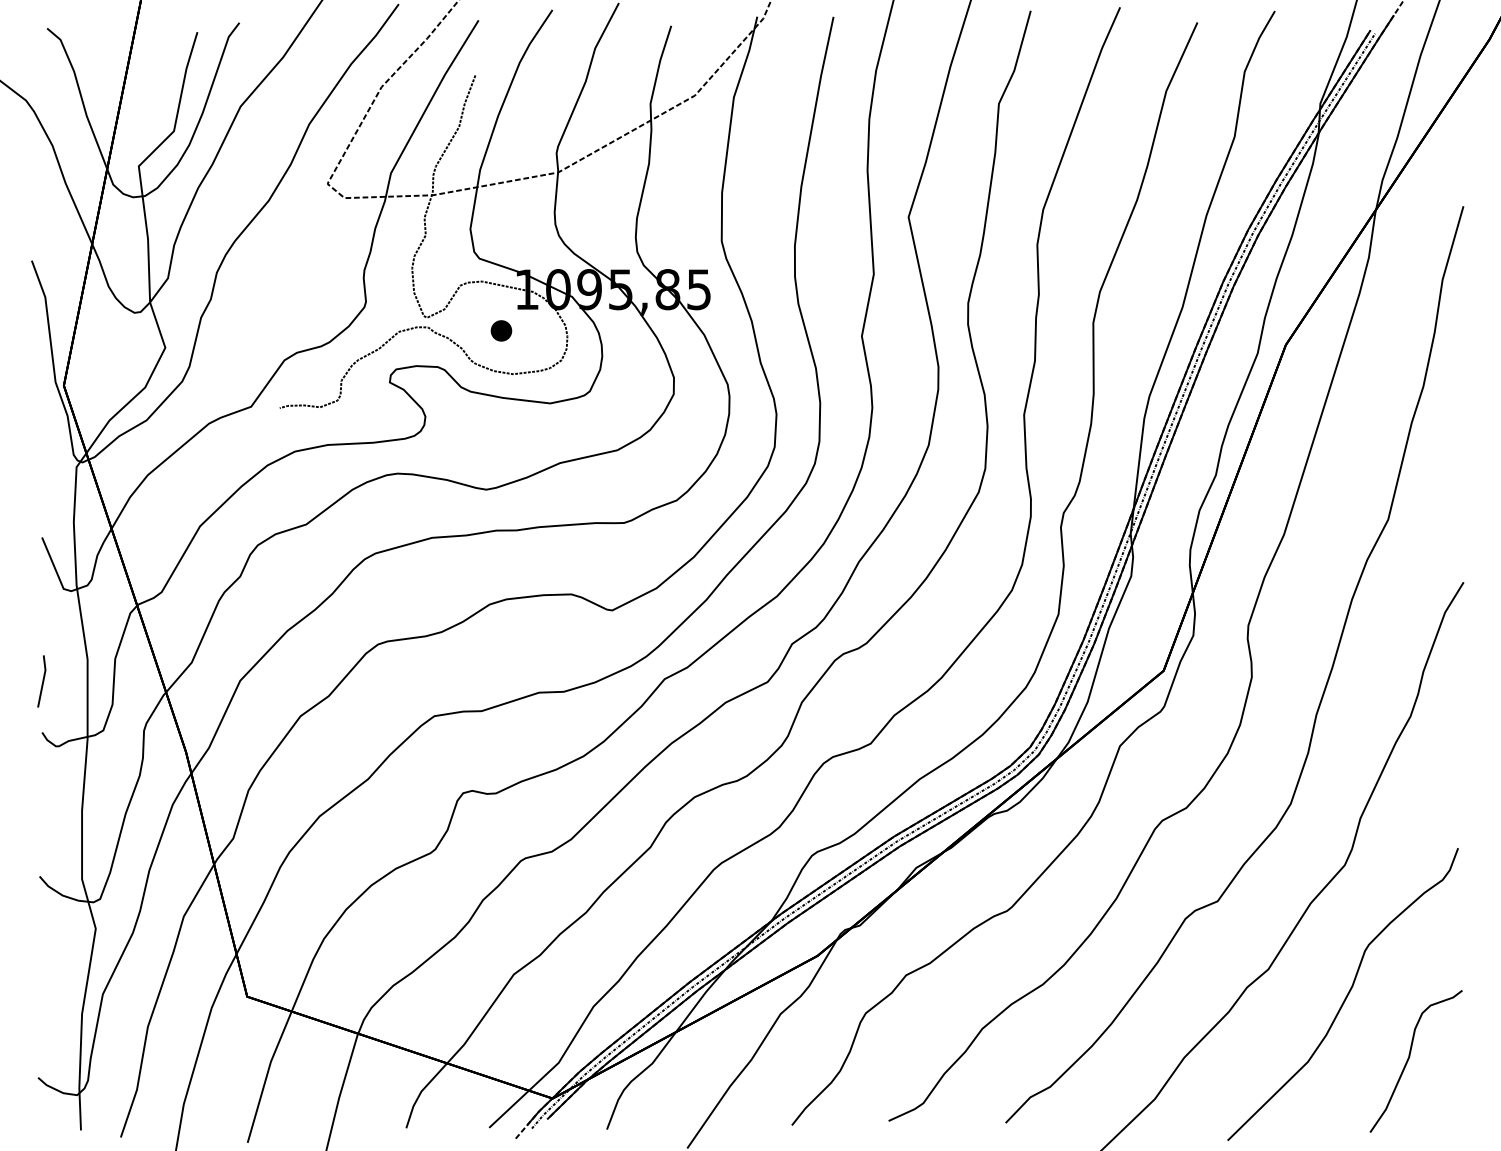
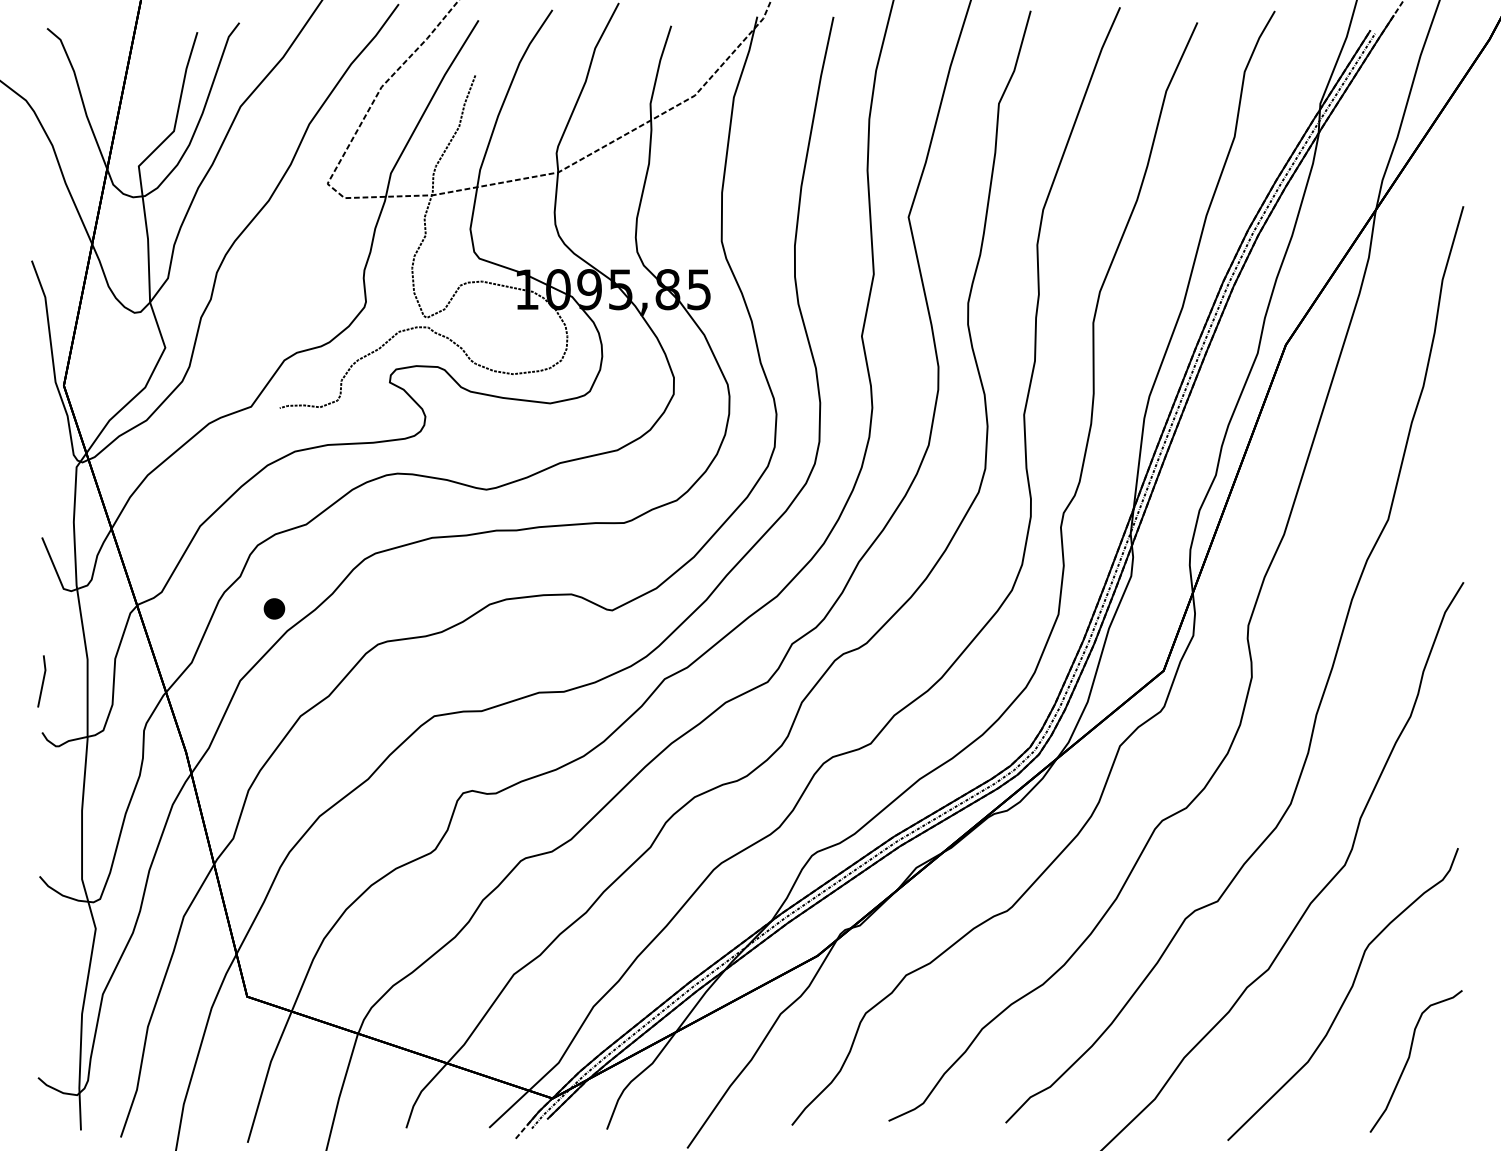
part position: (501, 330) -> (274, 608) (274, 608)
